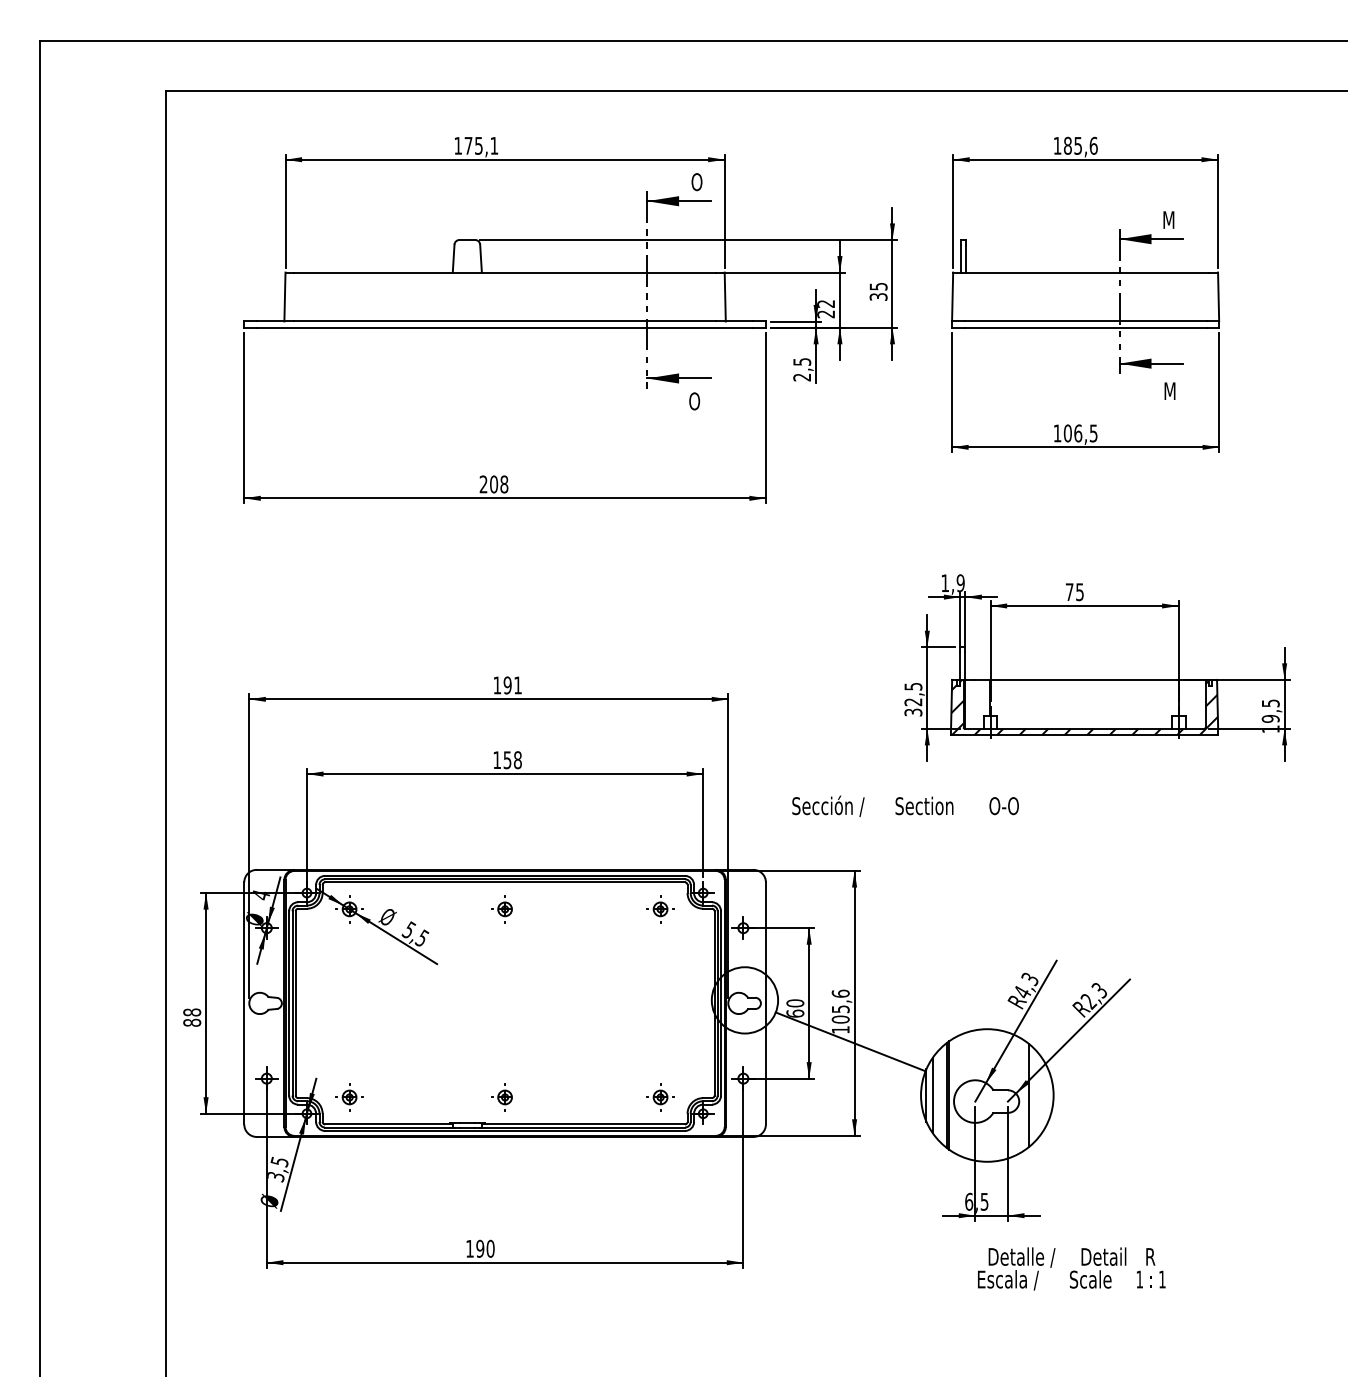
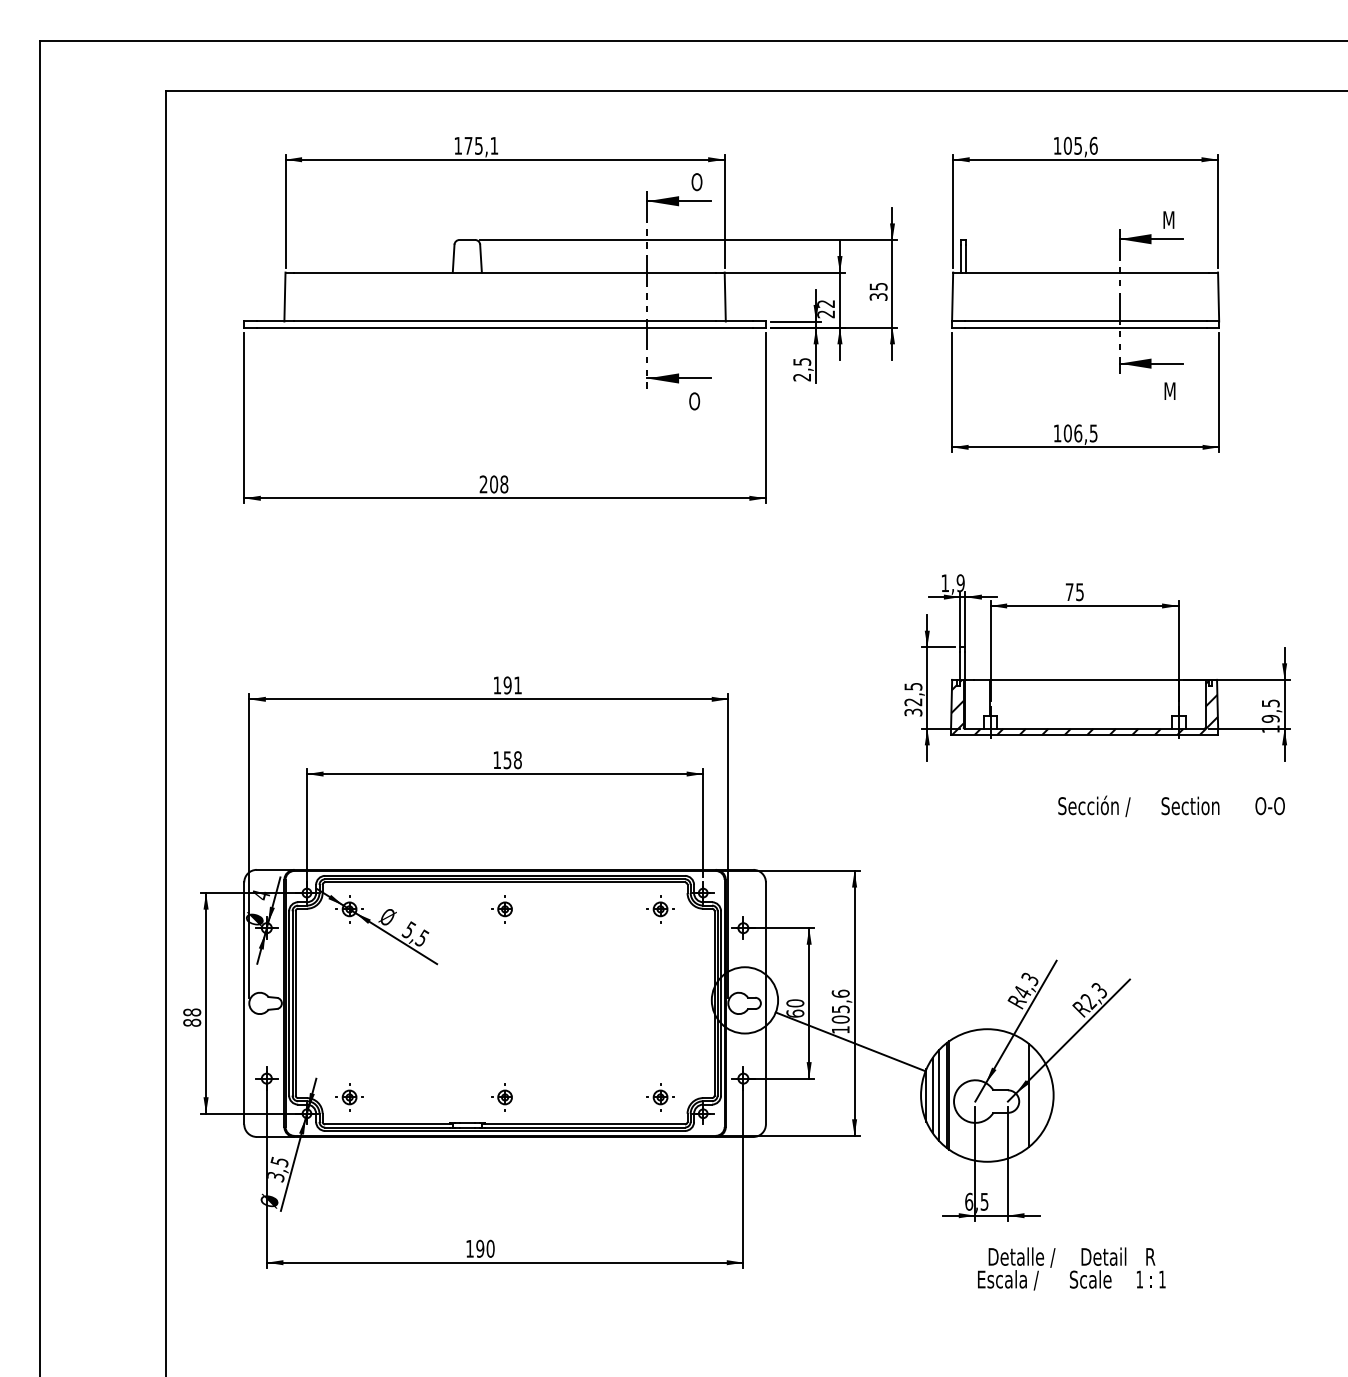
text: 185,6 -> 105,6 (1067, 145)
text position: (905, 805) -> (1171, 805) (1171, 805)
line: none -> present (939, 1095)
